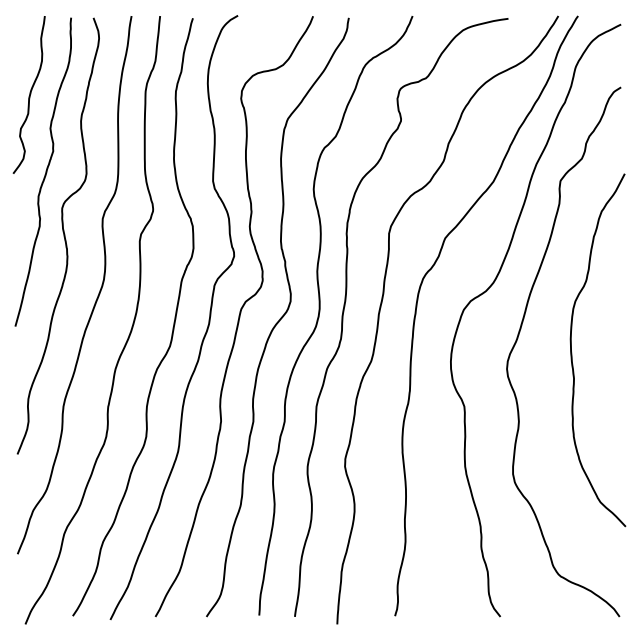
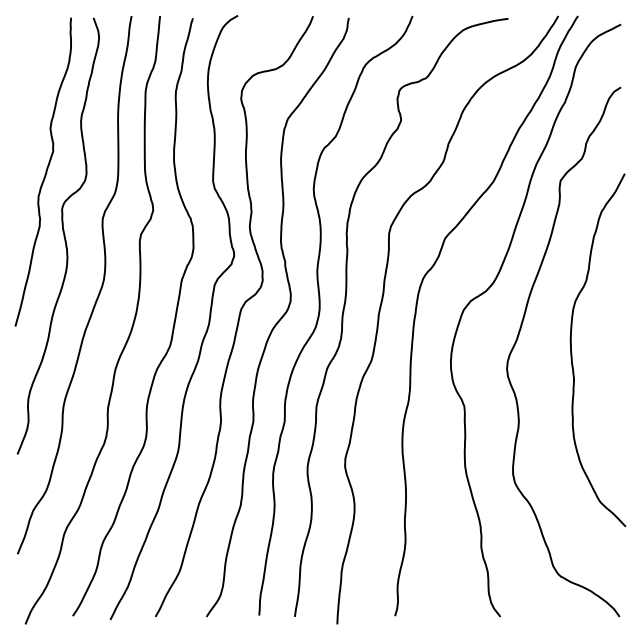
curve: present -> none (29, 94)
